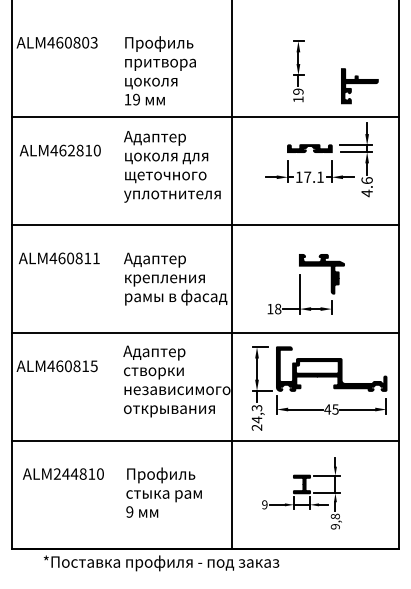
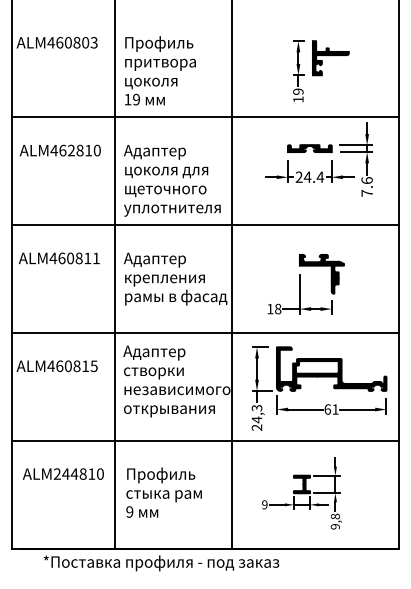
part position: (359, 86) -> (330, 58) (330, 58)
text position: (172, 166) -> (172, 180) (172, 180)
text: 17.1 -> 24.4 (309, 176)
text: 4.6 -> 7.6 (366, 193)
line: none -> present (114, 275)
text: 45 -> 61 (331, 409)
